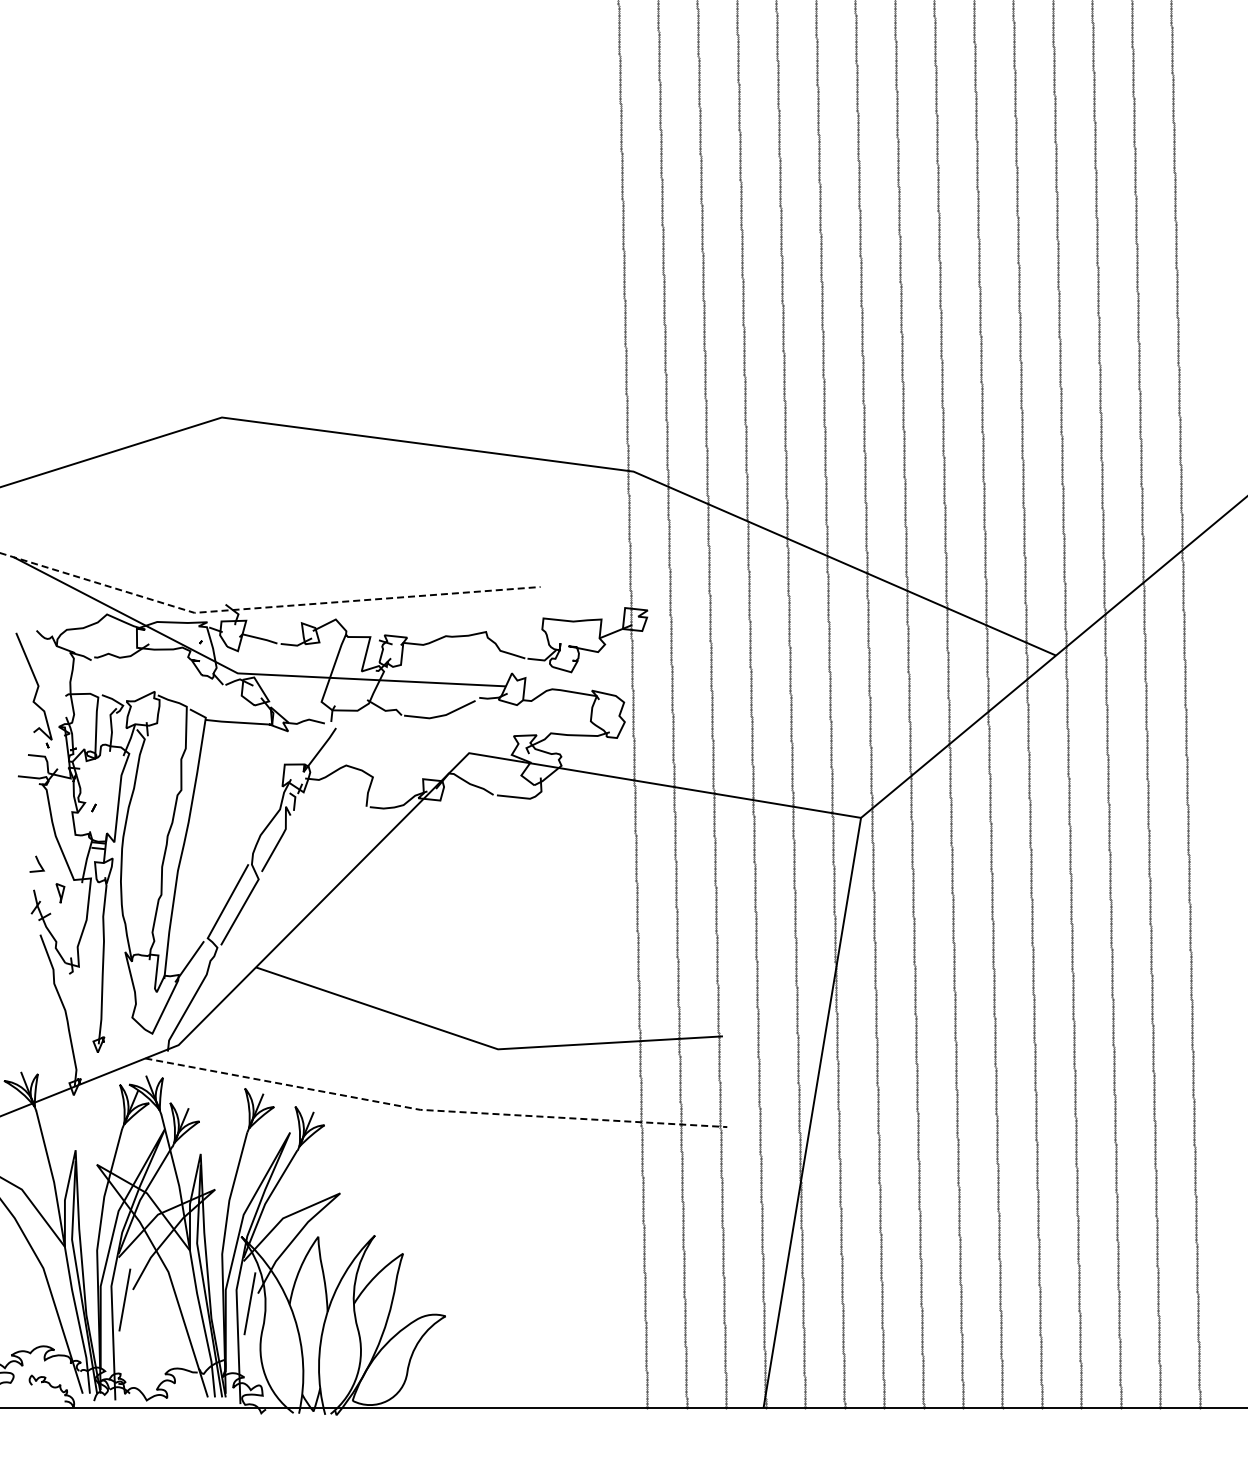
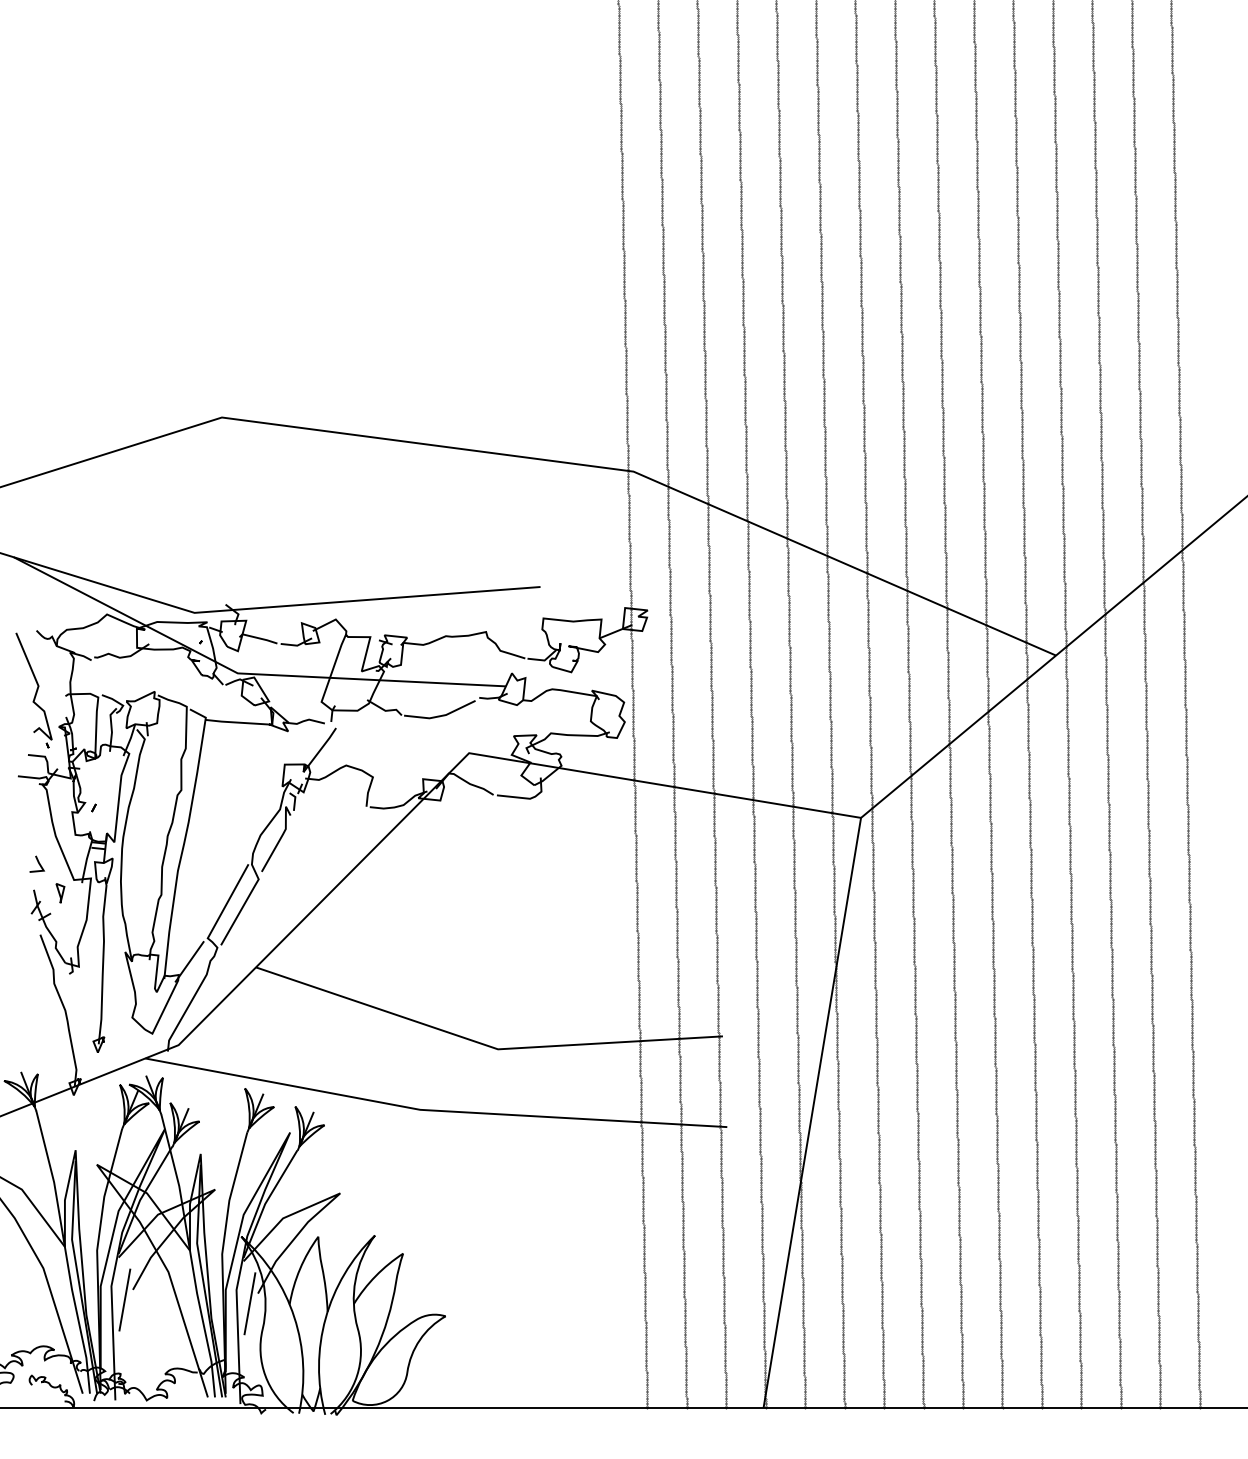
line: dashed -> solid (266, 607)
line: dashed -> solid (434, 1110)
